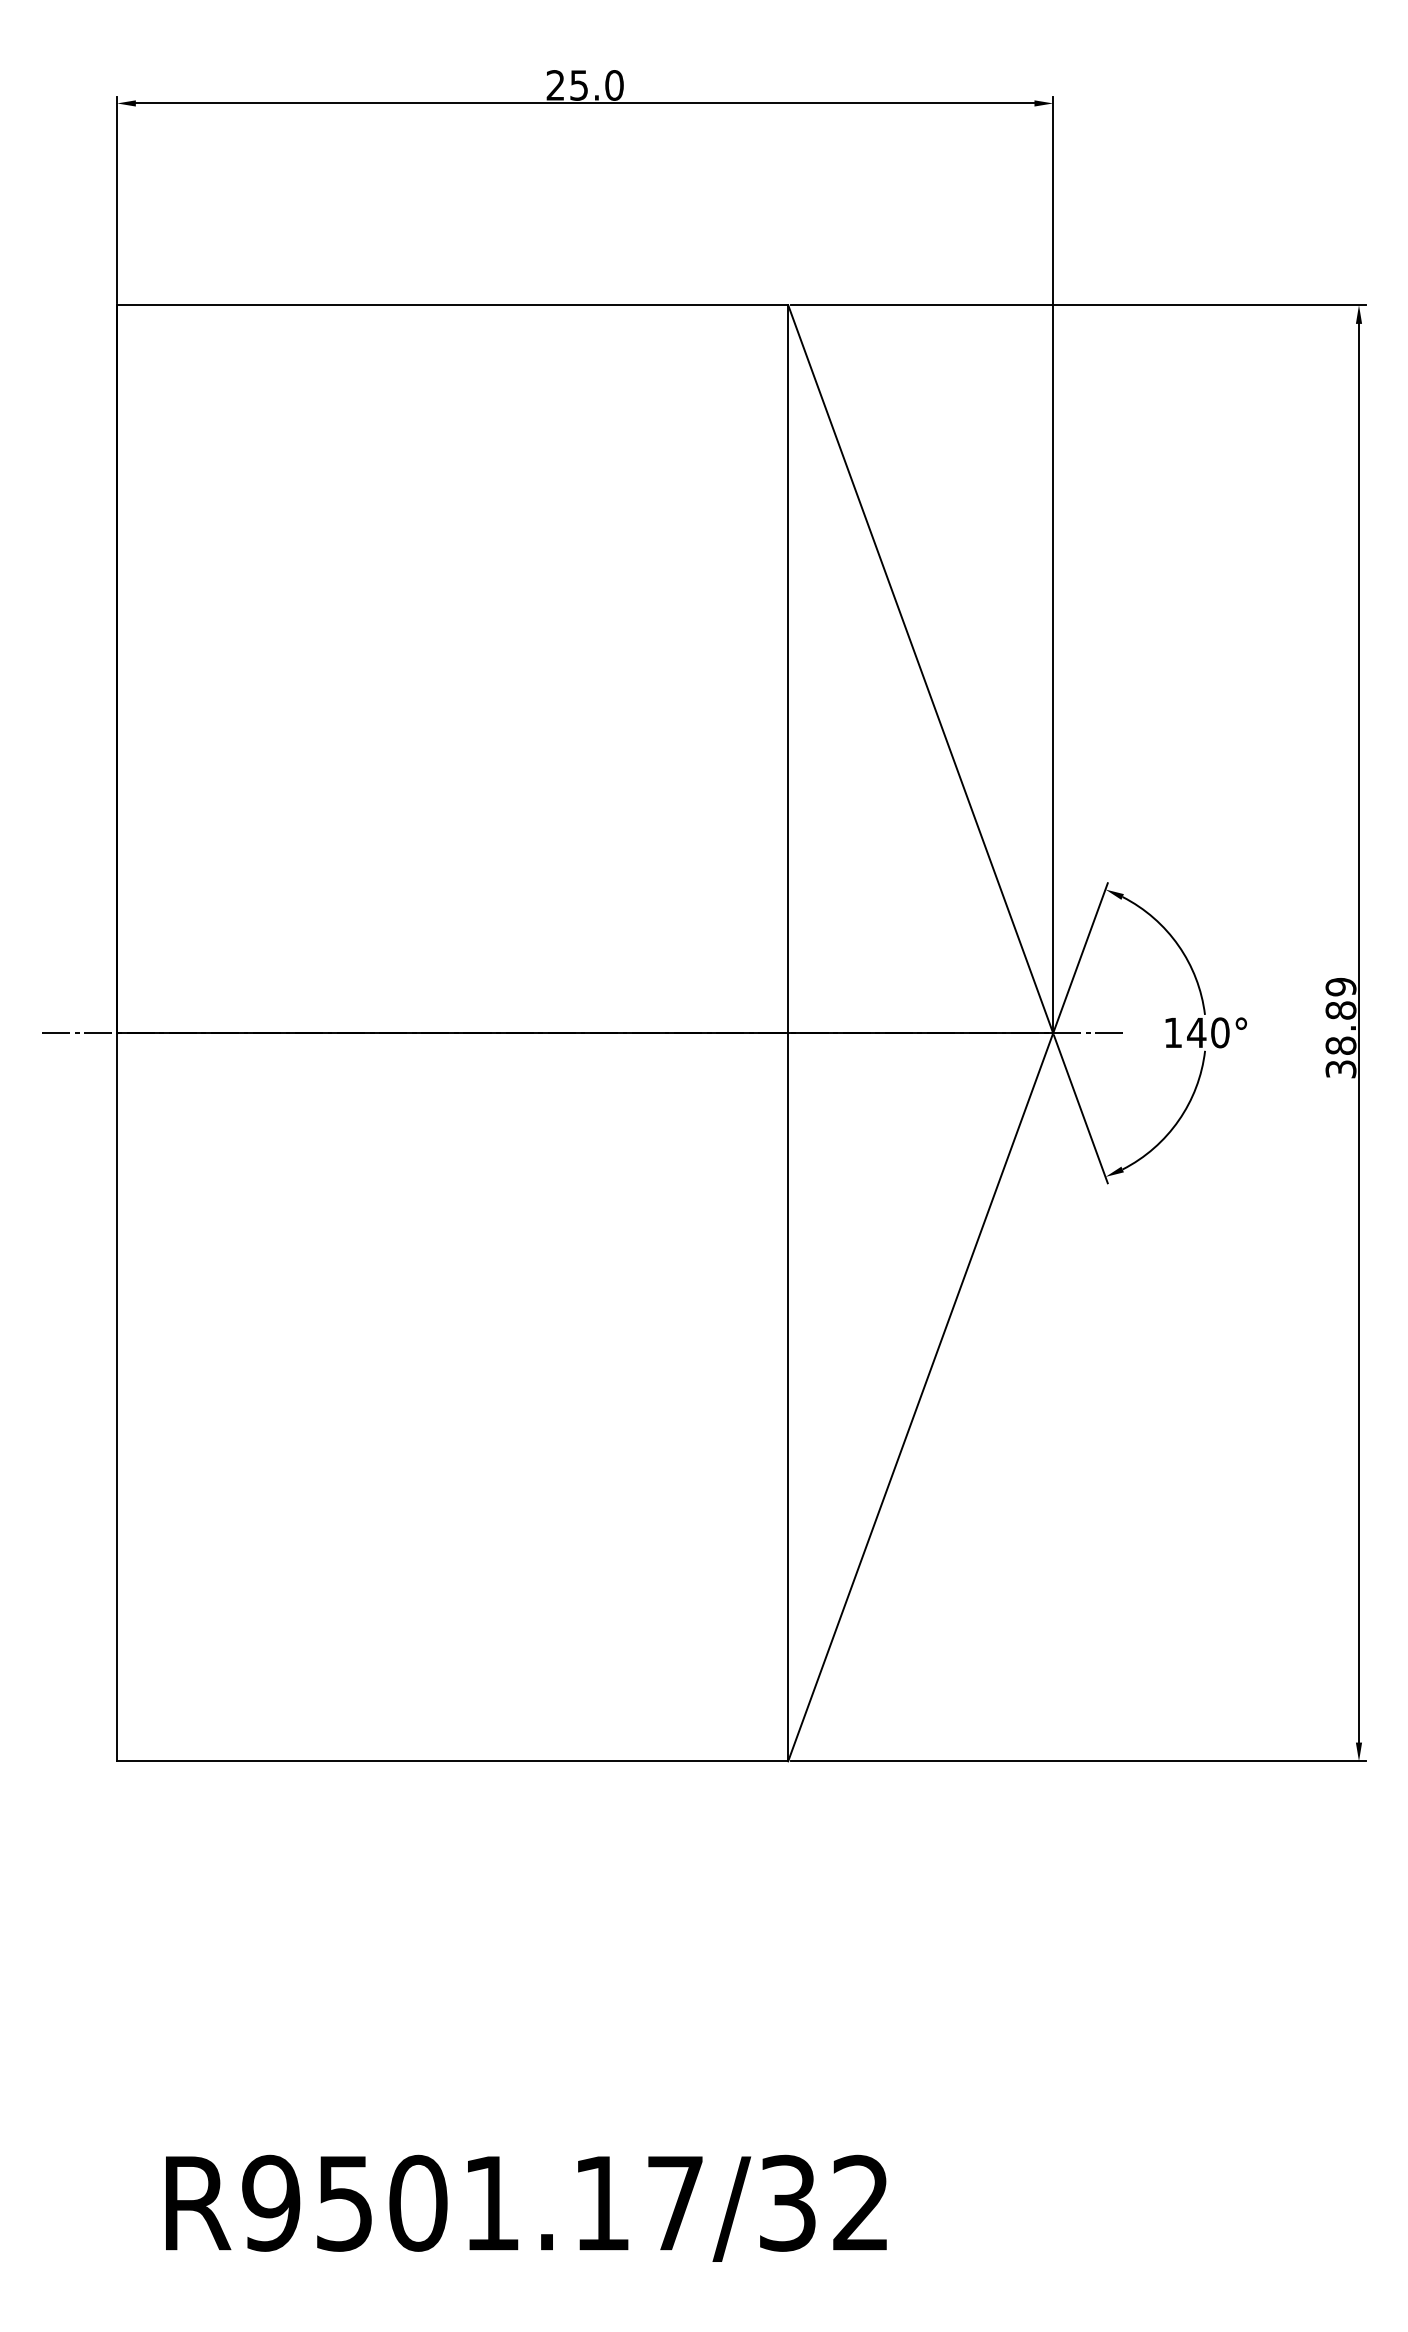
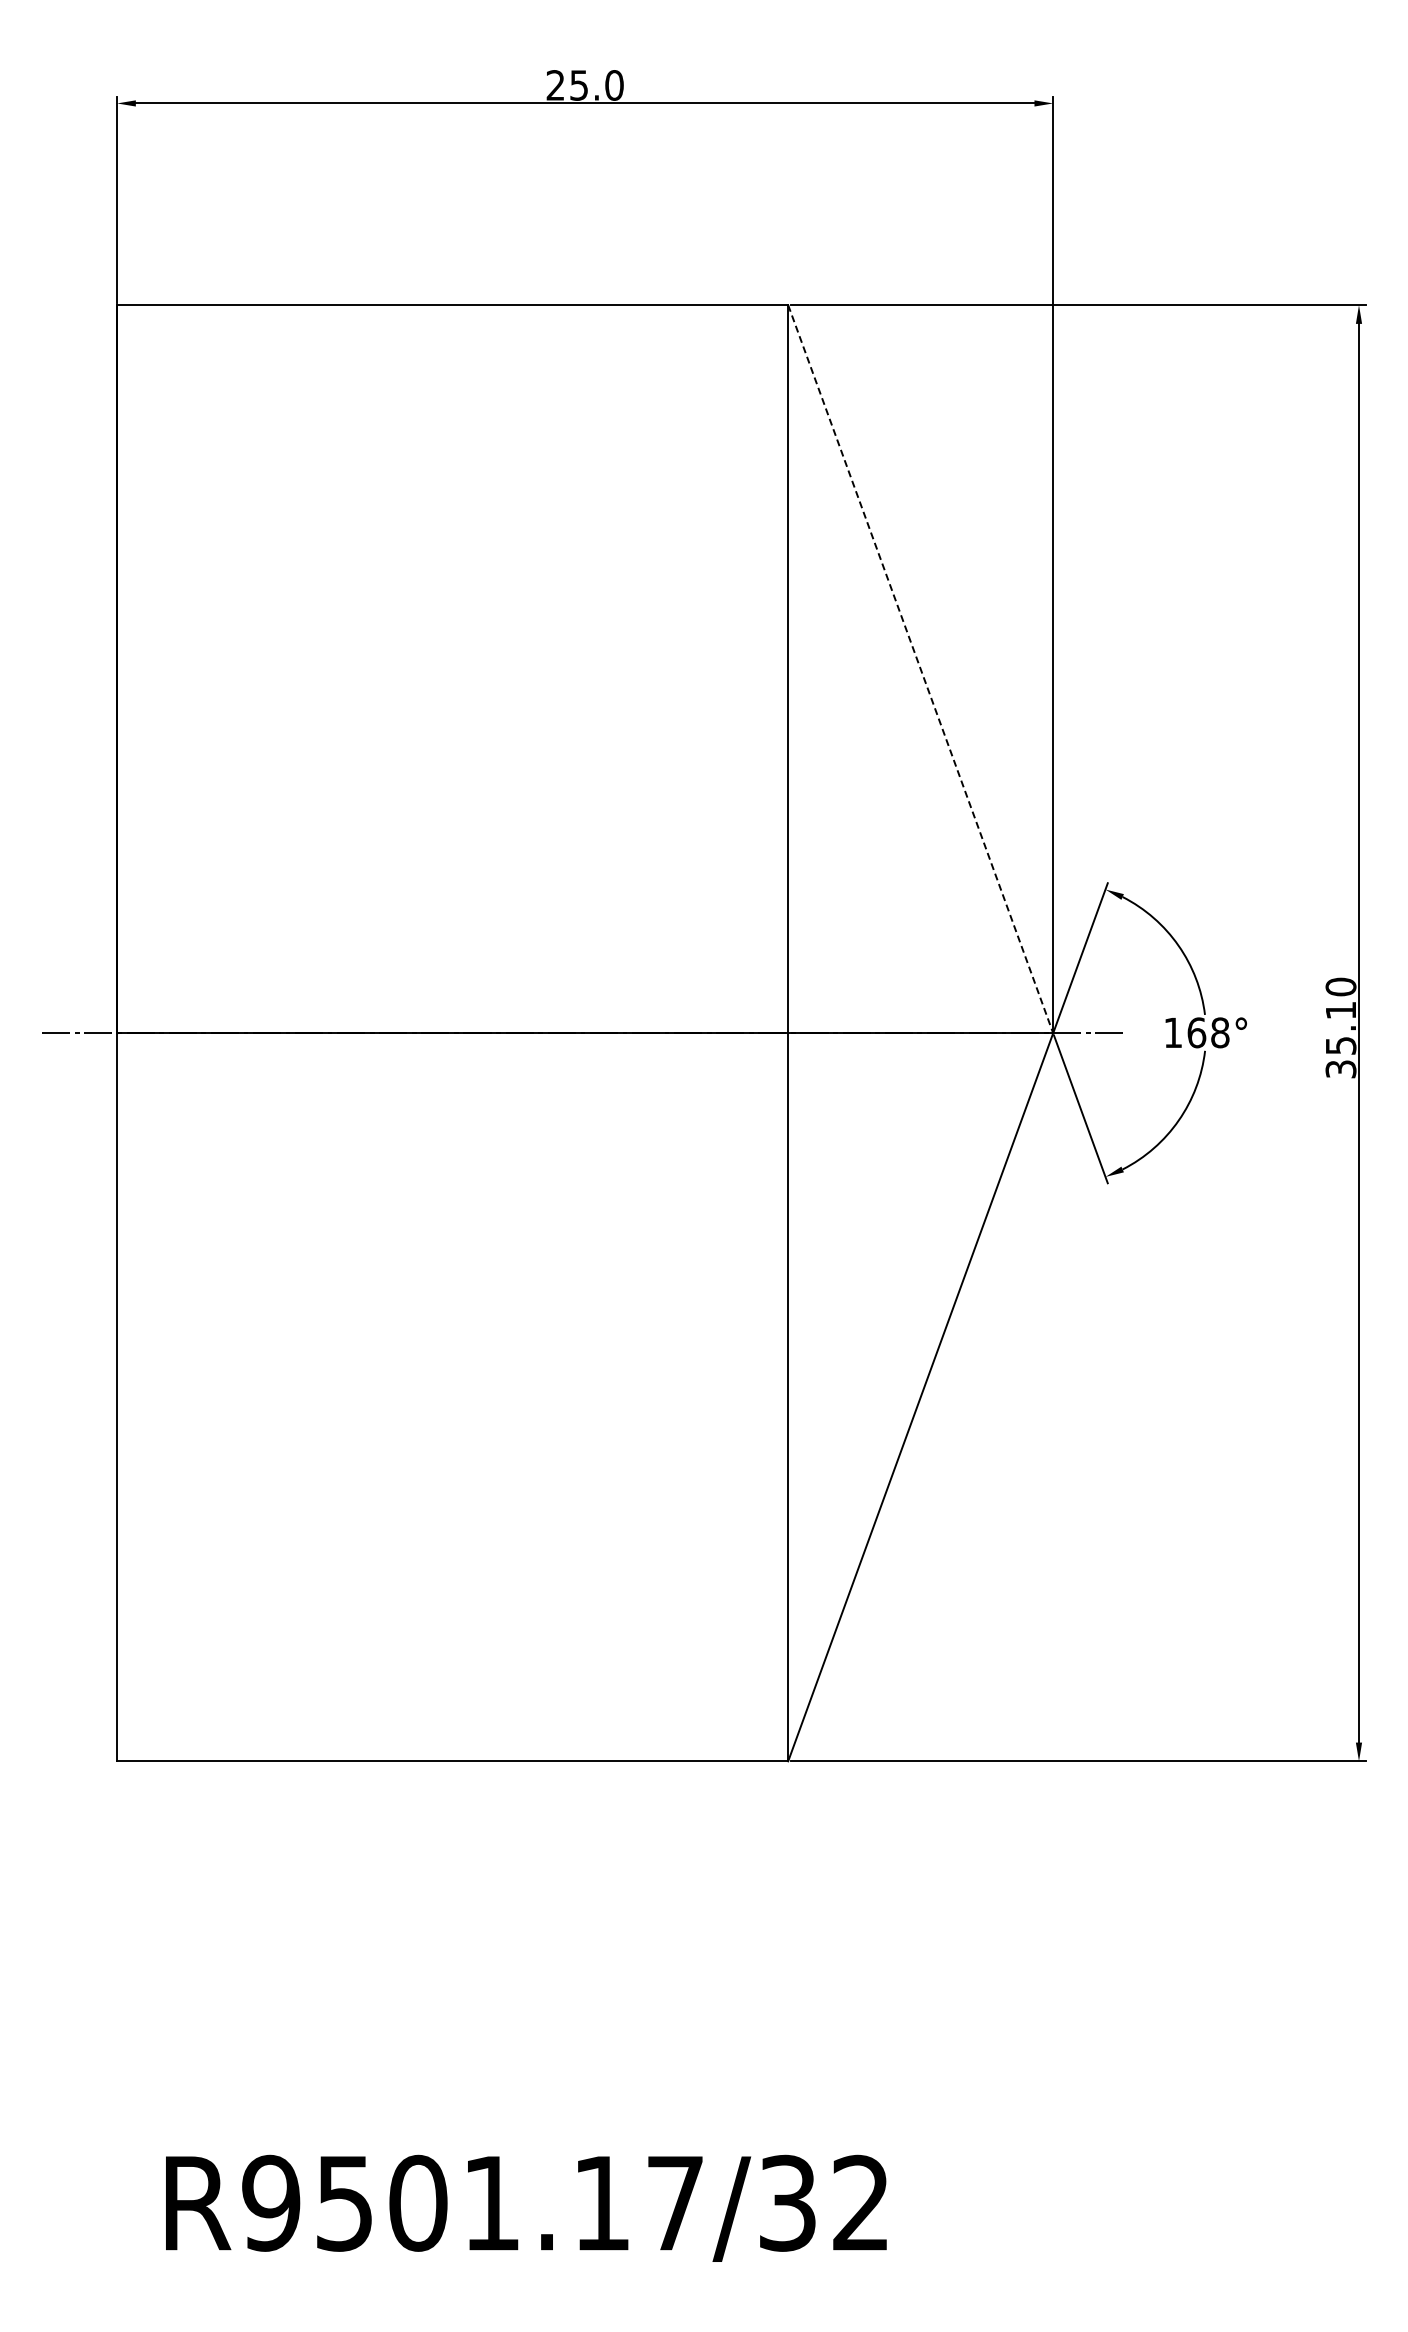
line: solid -> dashed (920, 669)
text: 38.89 -> 35.10 (1340, 1015)
text: 140° -> 168° (1208, 1032)
